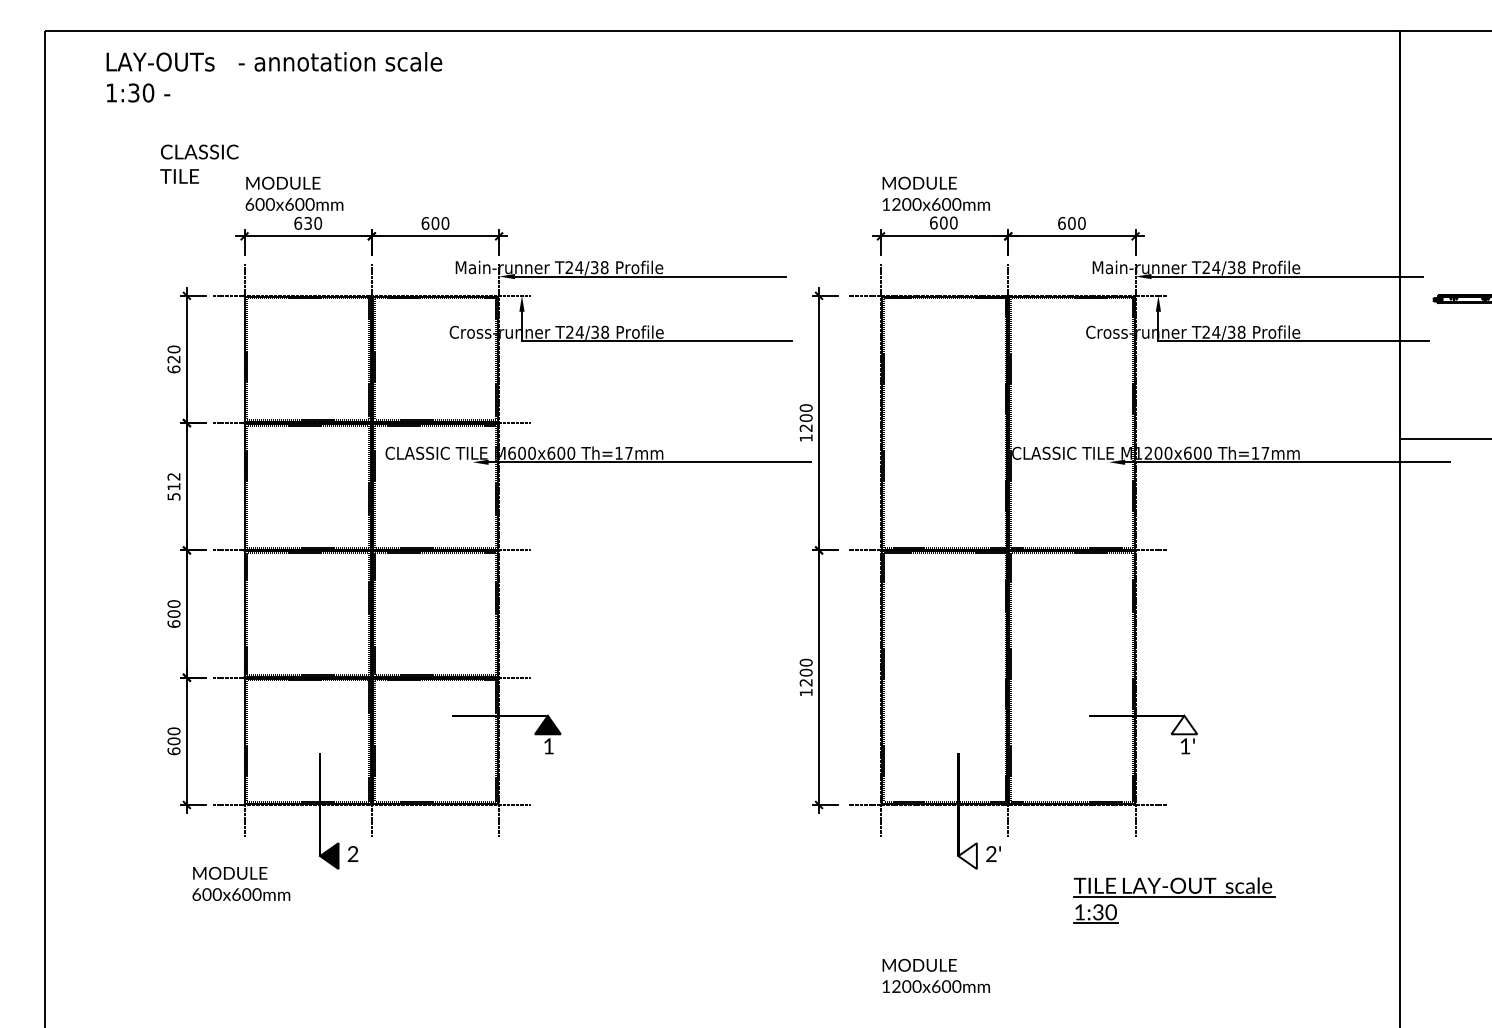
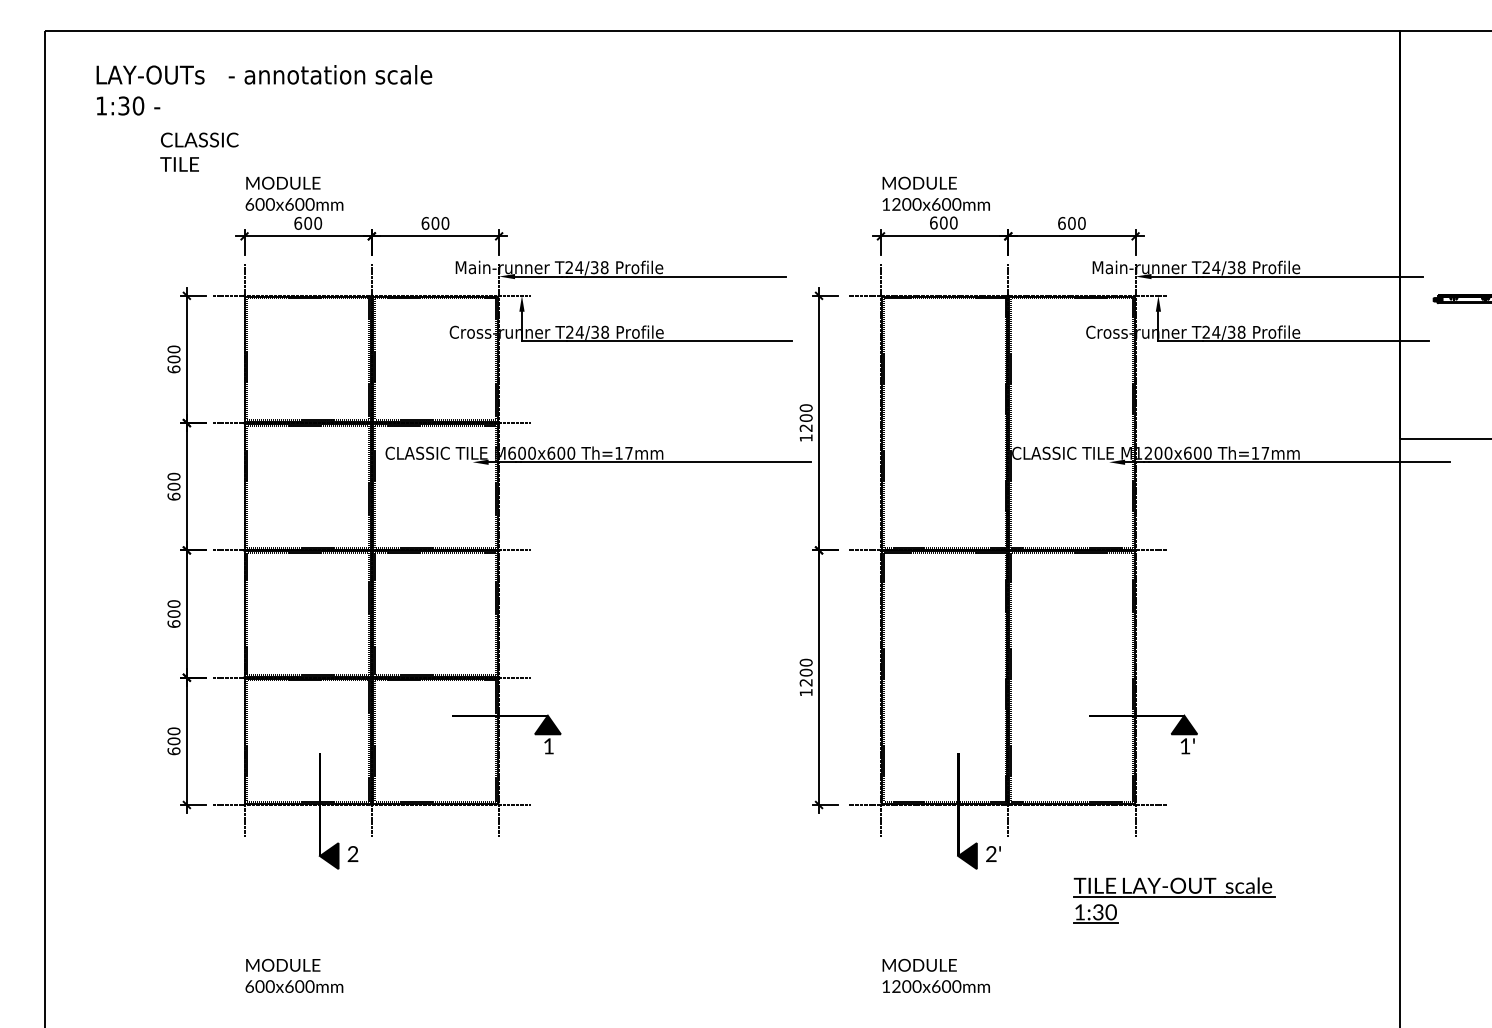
text position: (274, 77) -> (264, 90) (264, 90)
text position: (199, 163) -> (199, 151) (199, 151)
text: 630 -> 600 (308, 223)
text: 620 -> 600 (173, 359)
text: 512 -> 600 (173, 486)
fill: none -> present (1184, 724)
fill: none -> present (967, 856)
text position: (241, 883) -> (294, 975) (294, 975)
